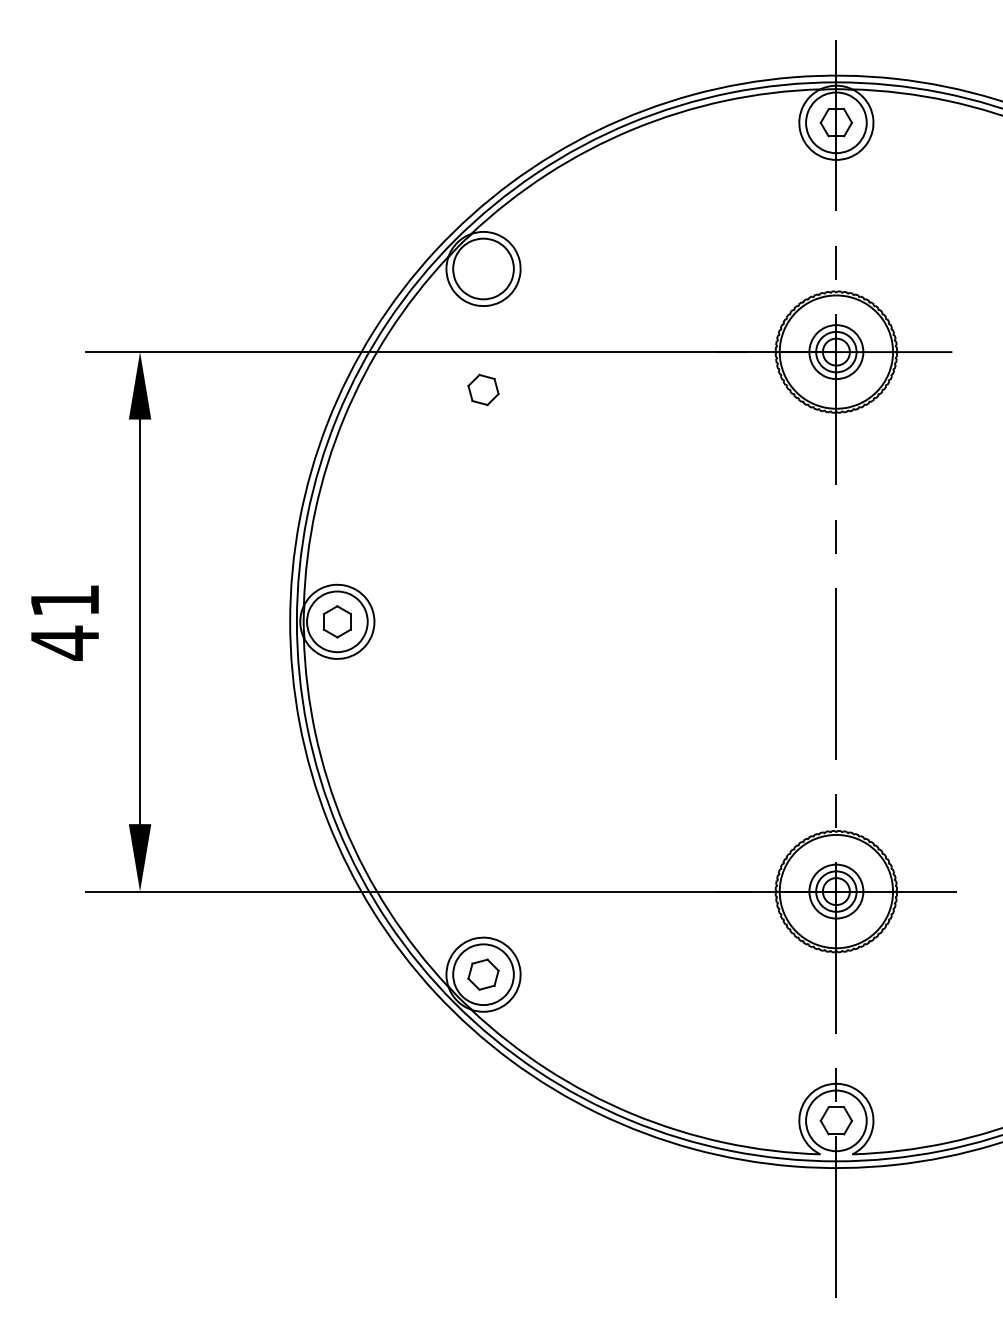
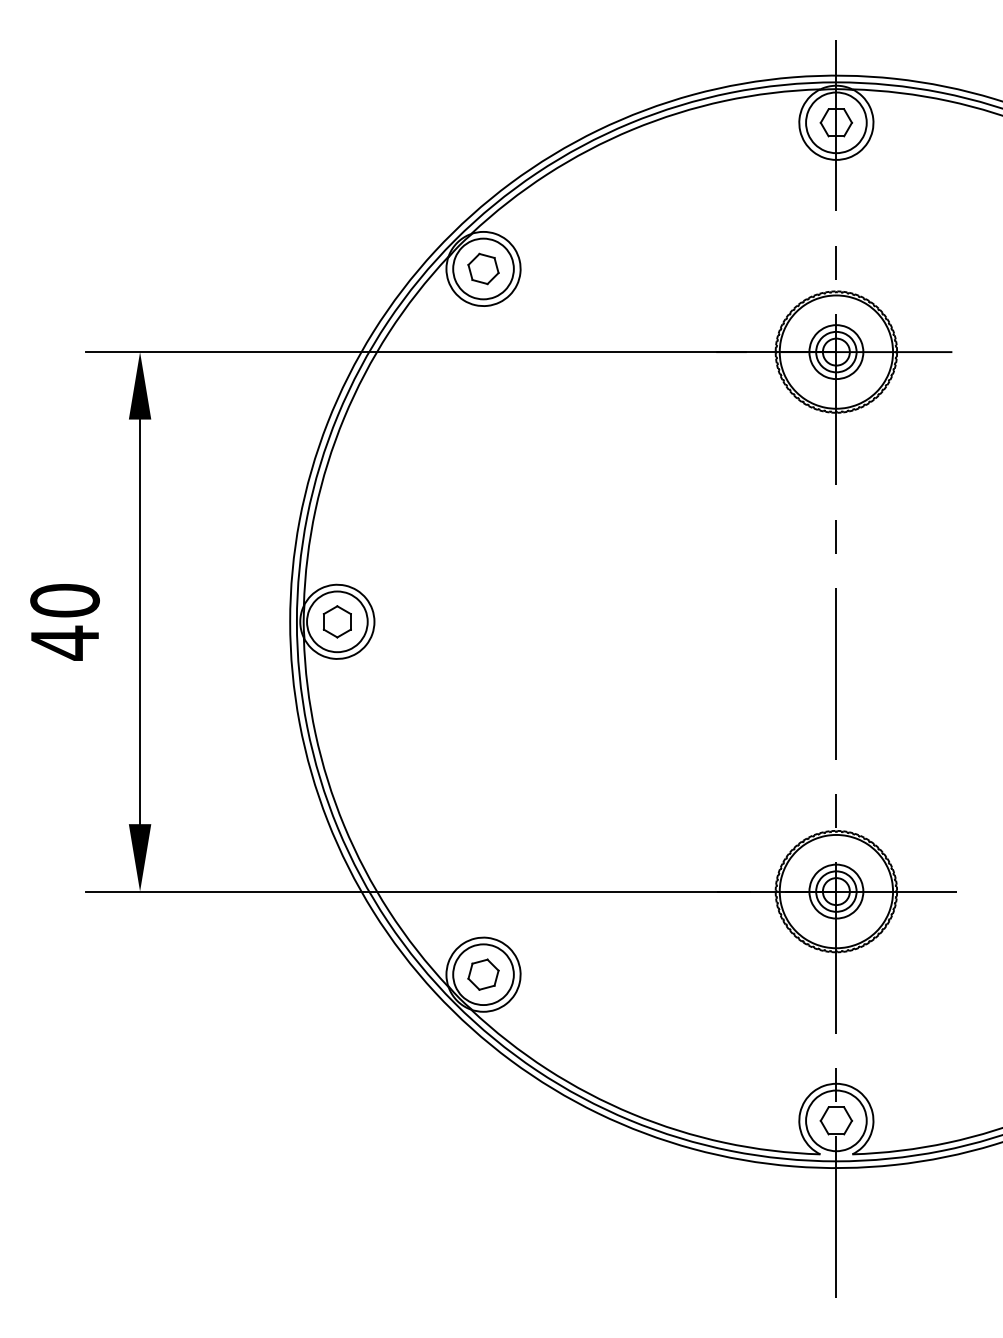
part position: (483, 389) -> (483, 268) (483, 268)
text: 41 -> 40 (64, 600)
